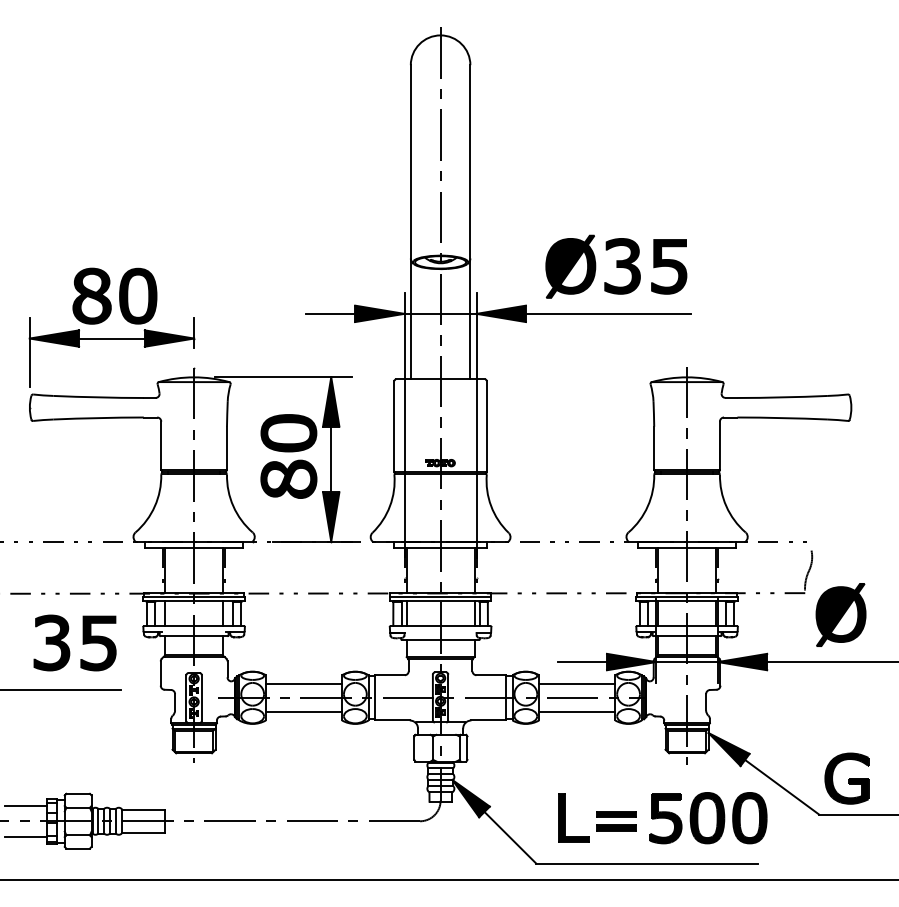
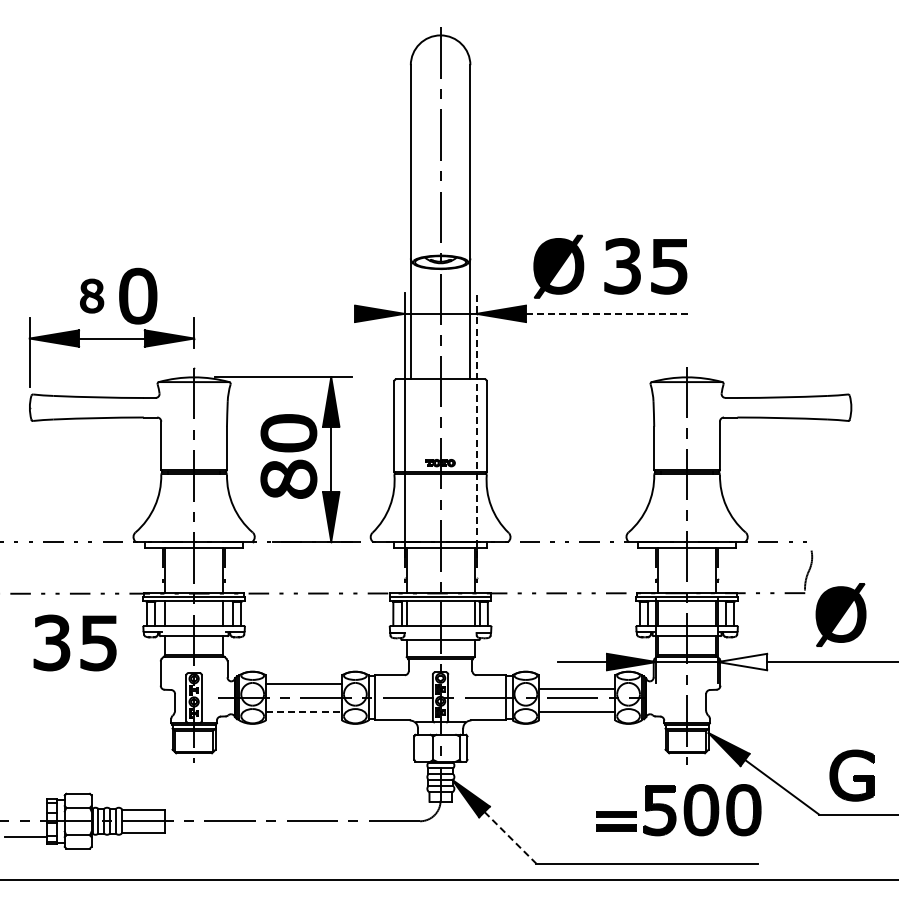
part position: (570, 266) -> (558, 266) (558, 266)
part size: 40x58 px -> 25x36 px (92, 295)
line: present -> none (330, 313)
line: solid -> dashed (608, 313)
line: solid -> dashed (476, 425)
fill: present -> none (742, 661)
line position: (577, 683) -> (577, 688) (577, 688)
line: present -> none (61, 690)
line: solid -> dashed (304, 712)
part position: (846, 778) -> (851, 775) (851, 775)
line: present -> none (25, 805)
part: present -> none (565, 817)
part position: (708, 818) -> (702, 810) (702, 810)
line: solid -> dashed (510, 837)
